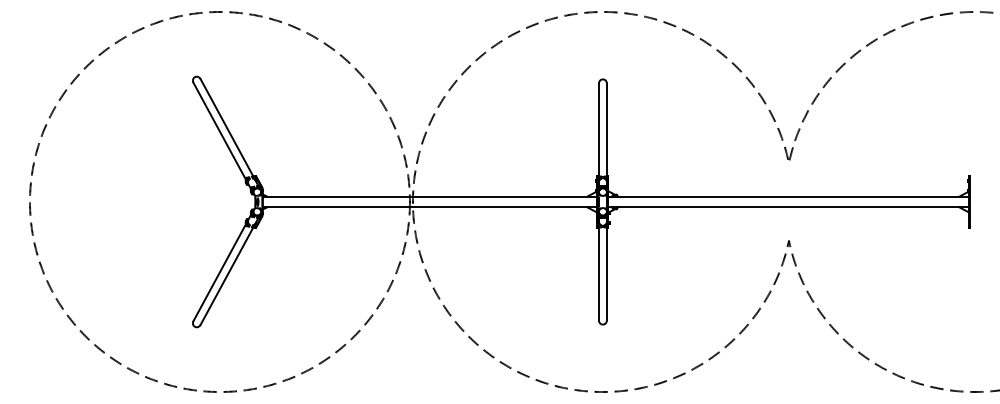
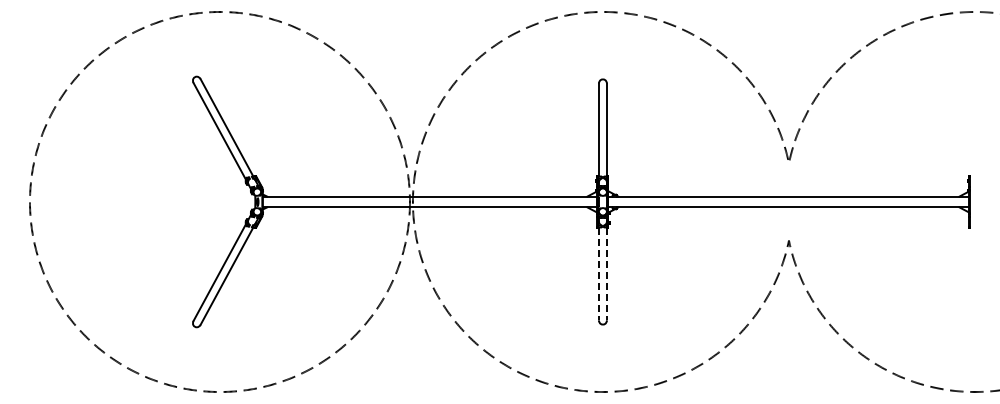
line: solid -> dashed (598, 274)
line: solid -> dashed (606, 274)
